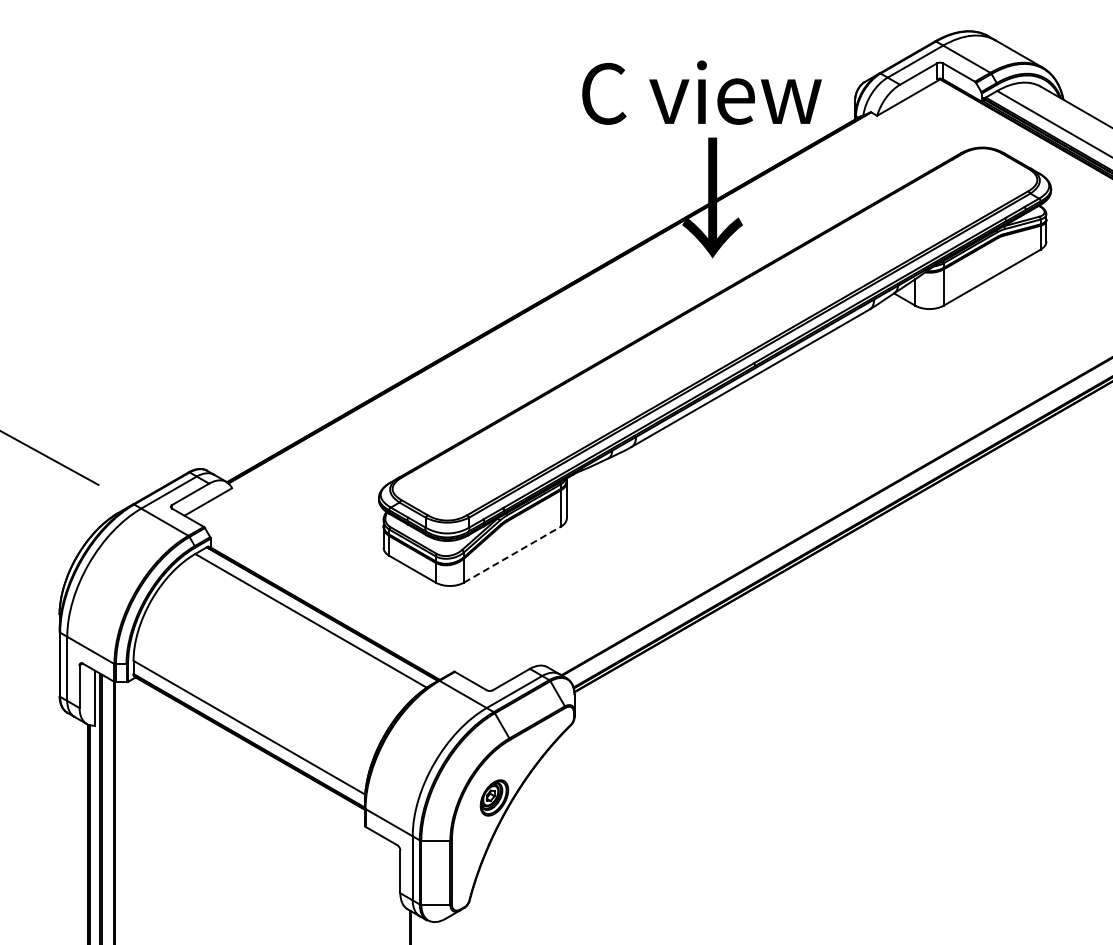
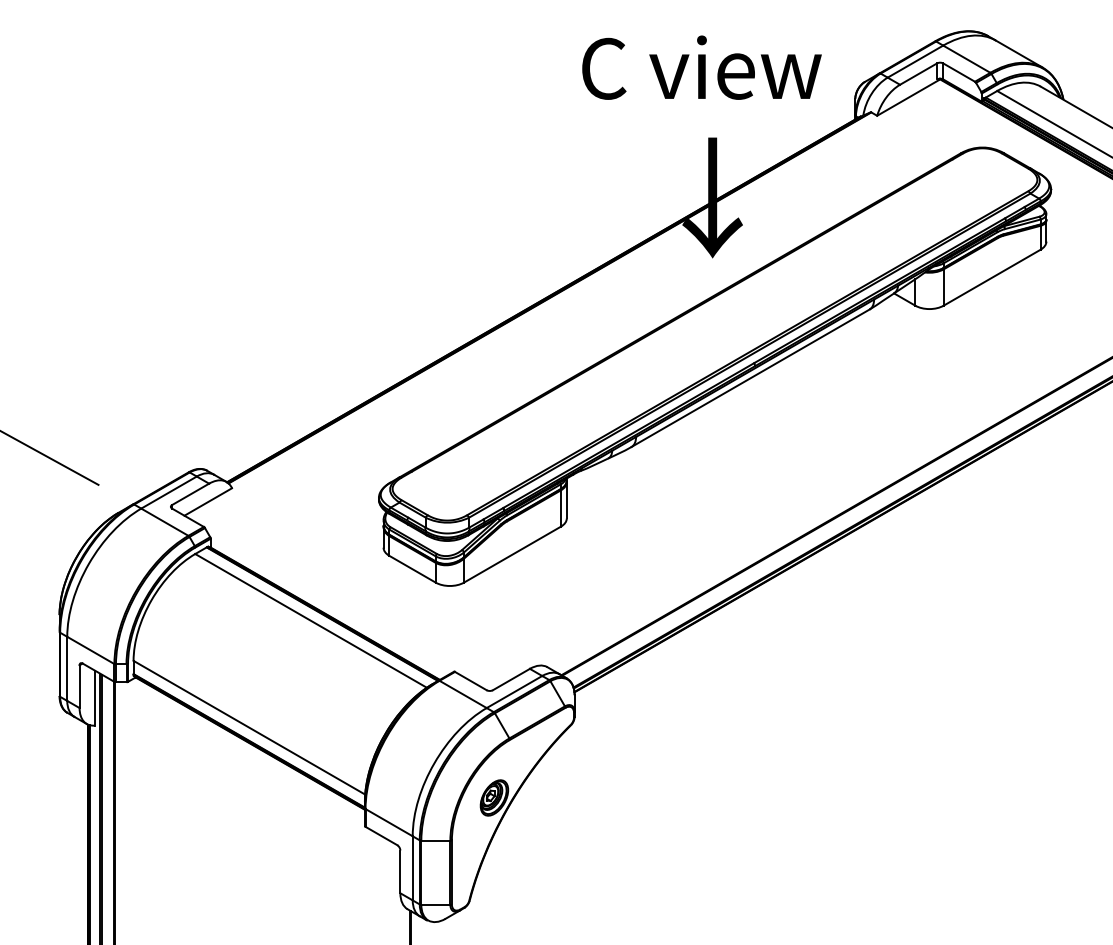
text position: (701, 92) -> (701, 67) (701, 67)
line: dashed -> solid (512, 554)
